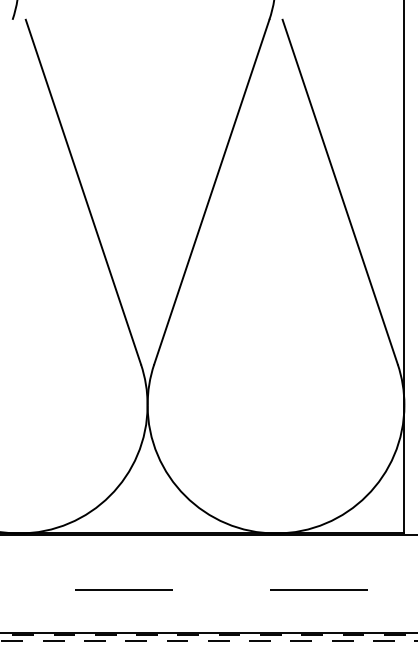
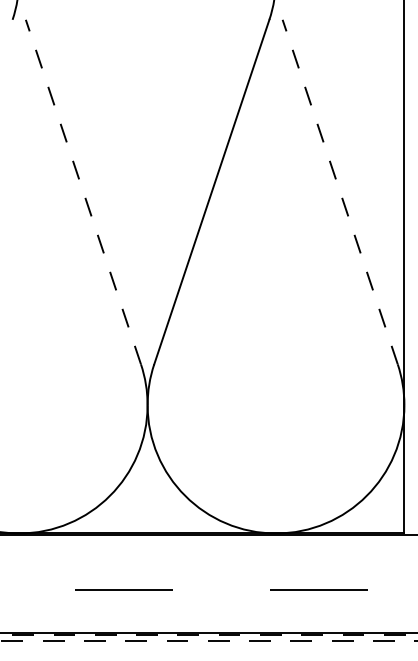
line: solid -> dashed (83, 192)
line: solid -> dashed (340, 192)
